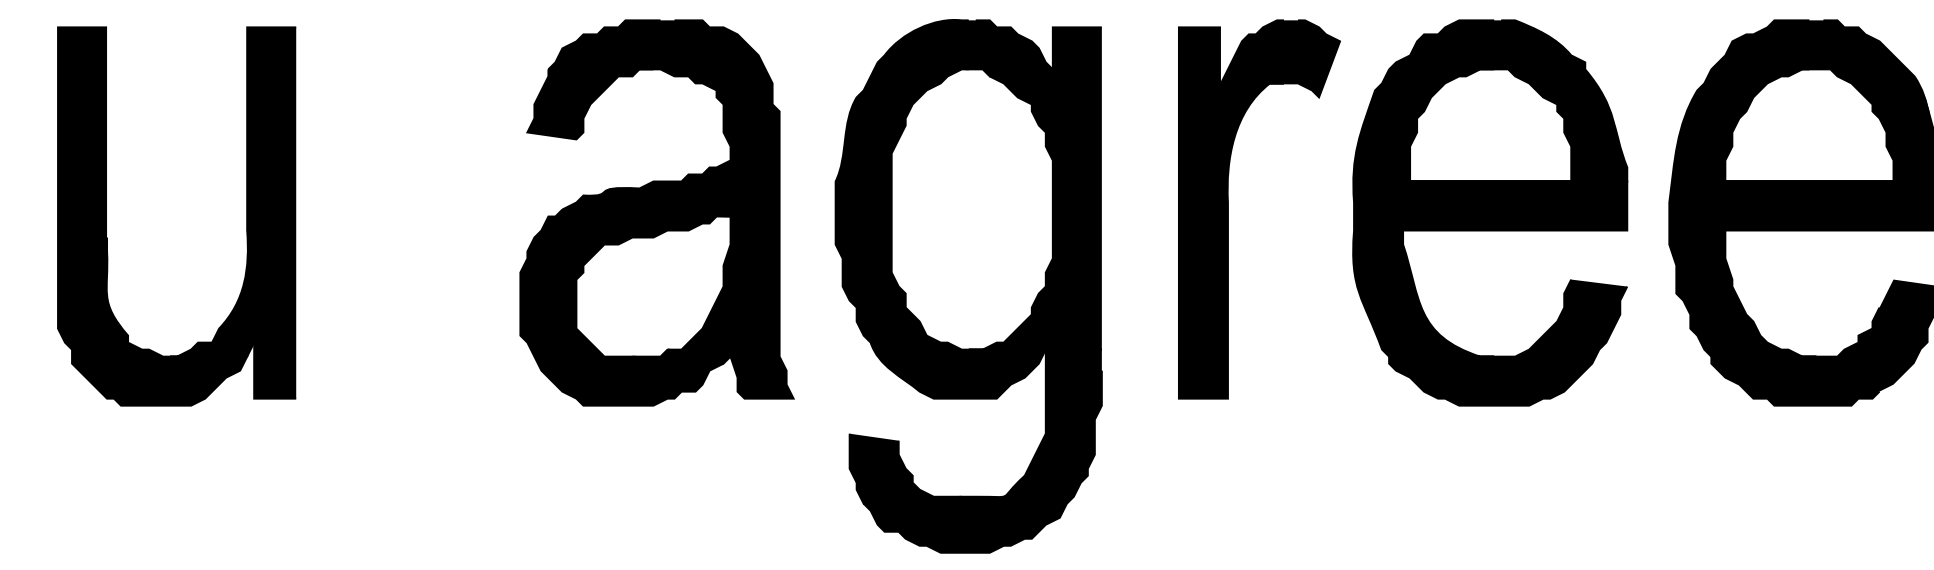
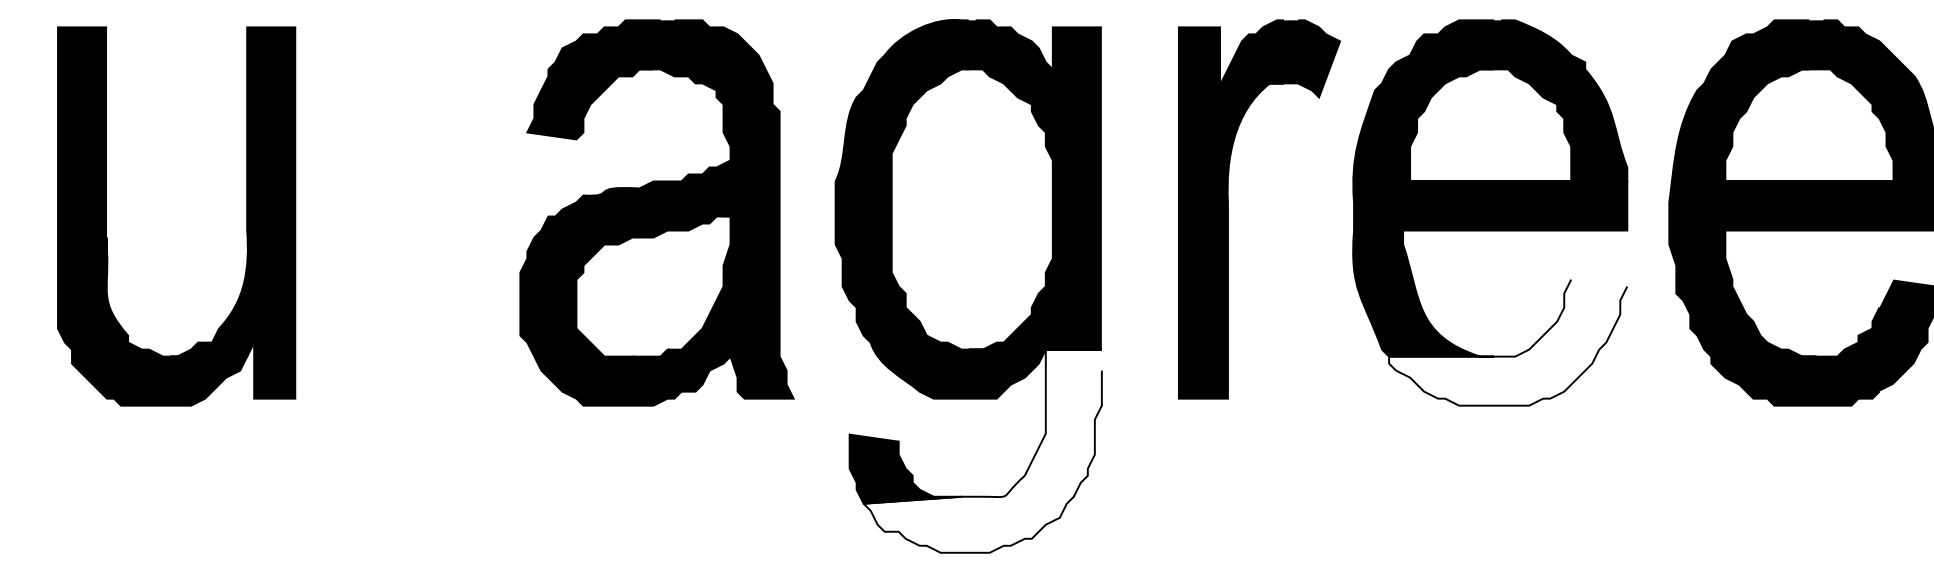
fill: present -> none (1508, 342)
fill: present -> none (982, 450)
